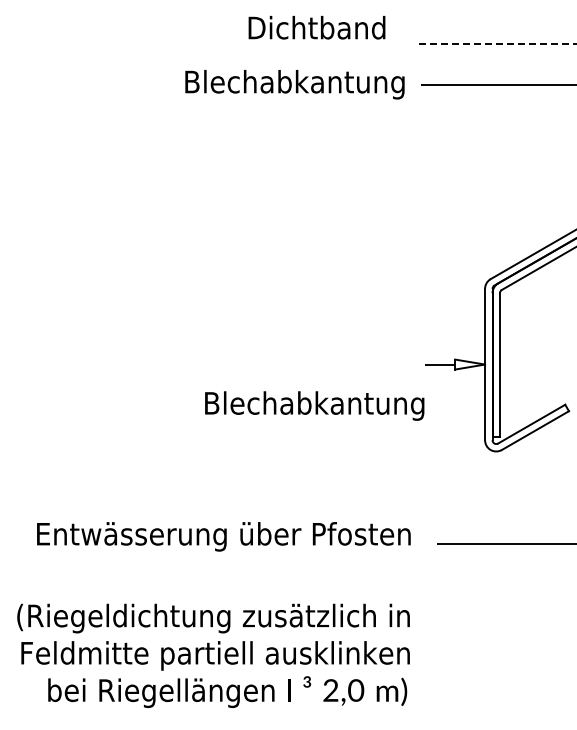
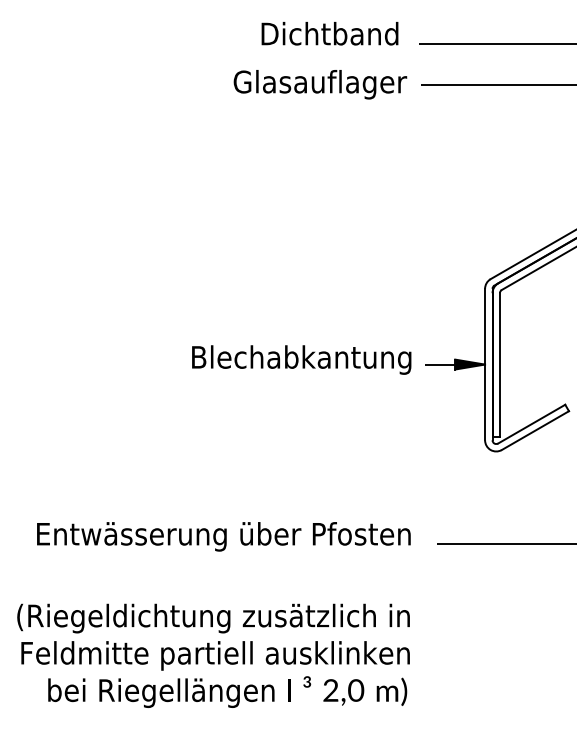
text position: (316, 27) -> (329, 33) (329, 33)
line: dashed -> solid (497, 43)
text: Blechabkantung -> Glasauflager (296, 84)
fill: none -> present (470, 364)
text position: (314, 405) -> (301, 359) (301, 359)
